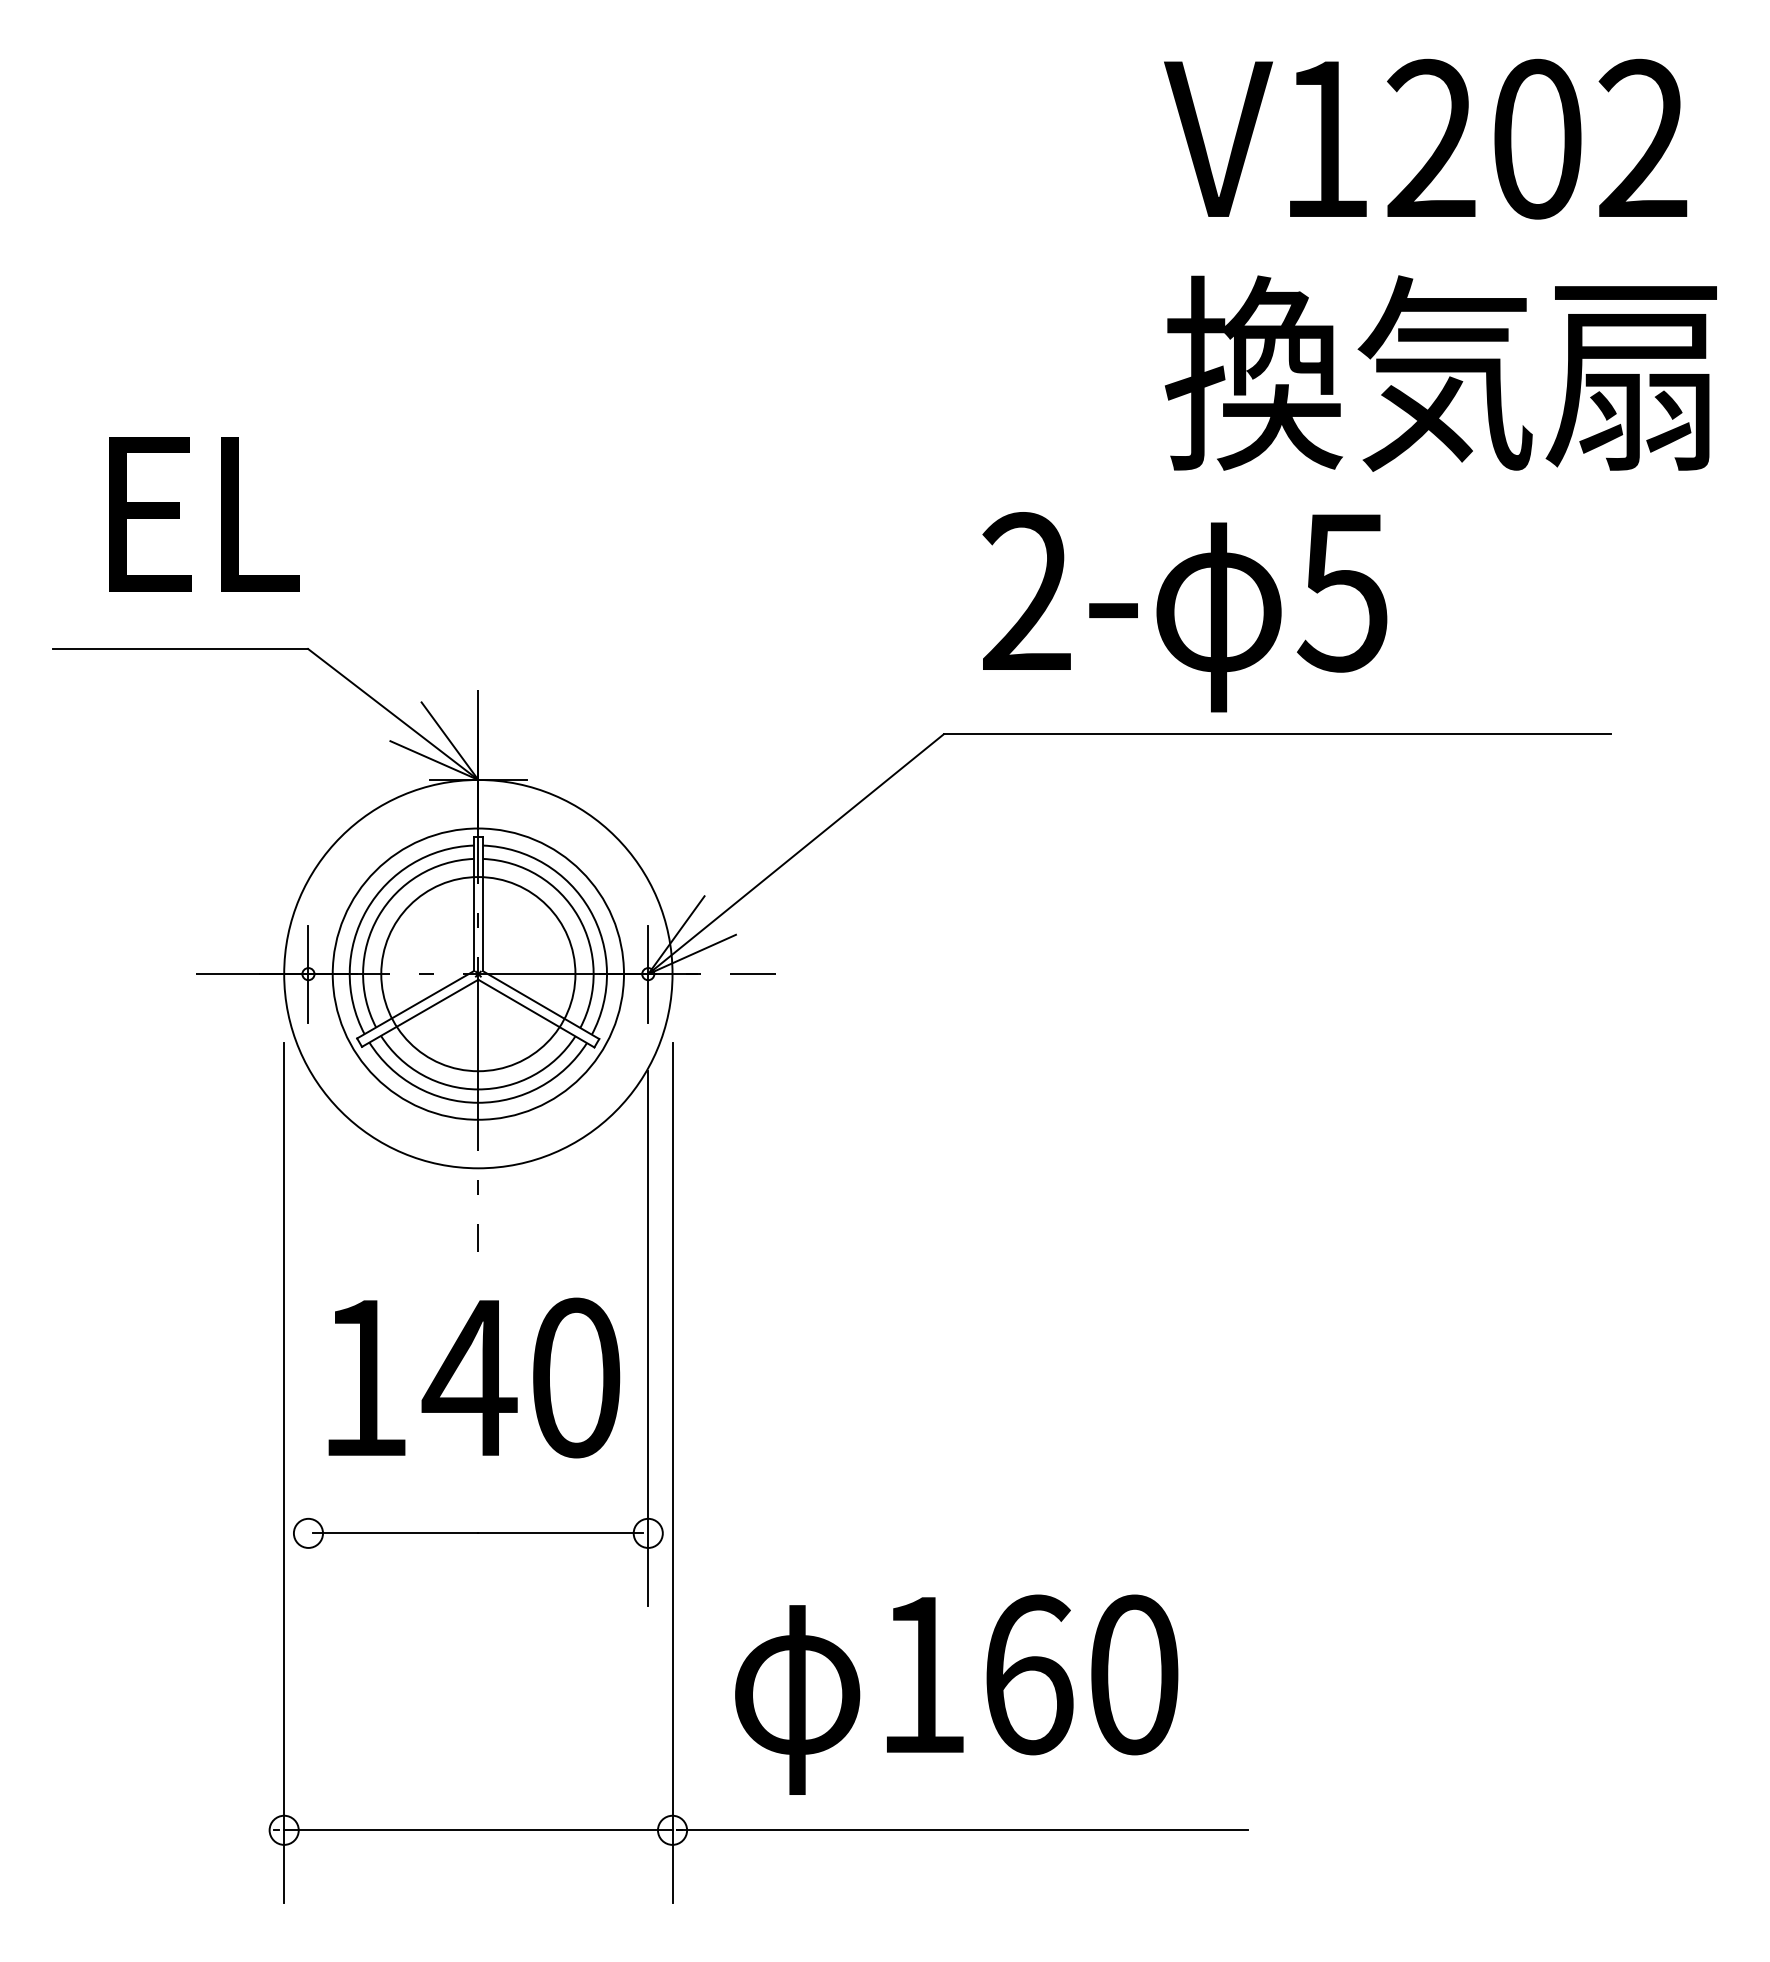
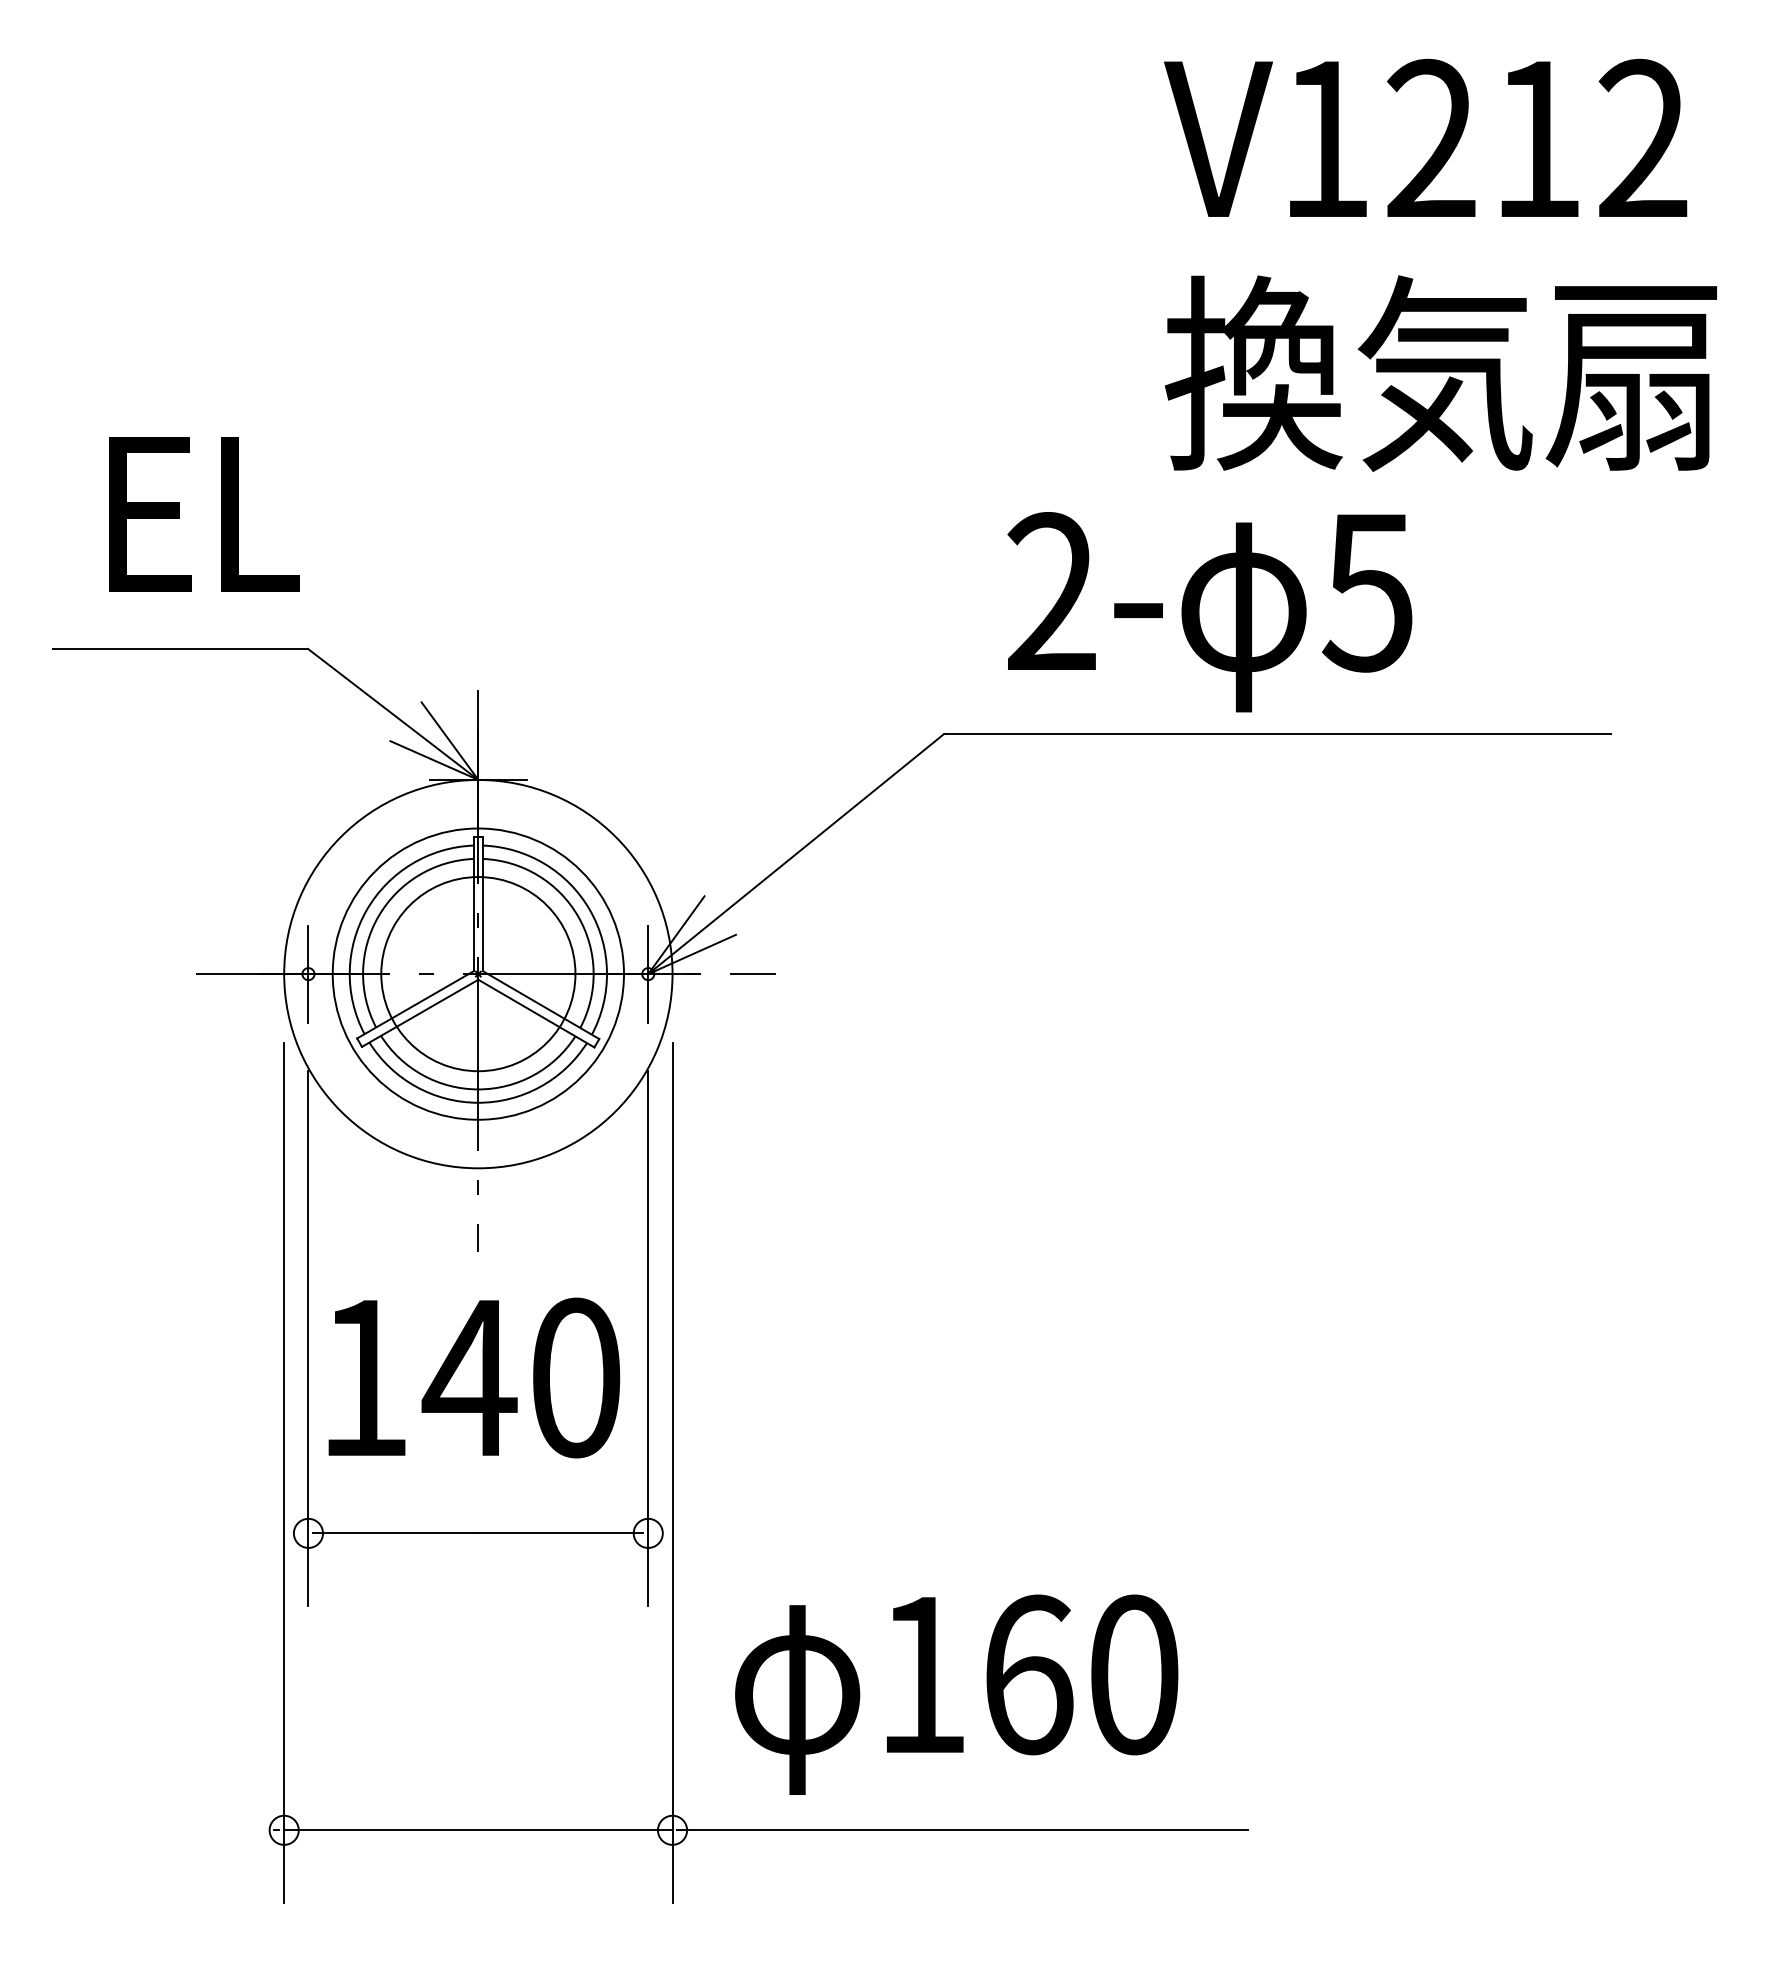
text: V1202 -> V1212 (1537, 138)
text position: (1184, 612) -> (1209, 612) (1209, 612)
line: none -> present (308, 1338)
